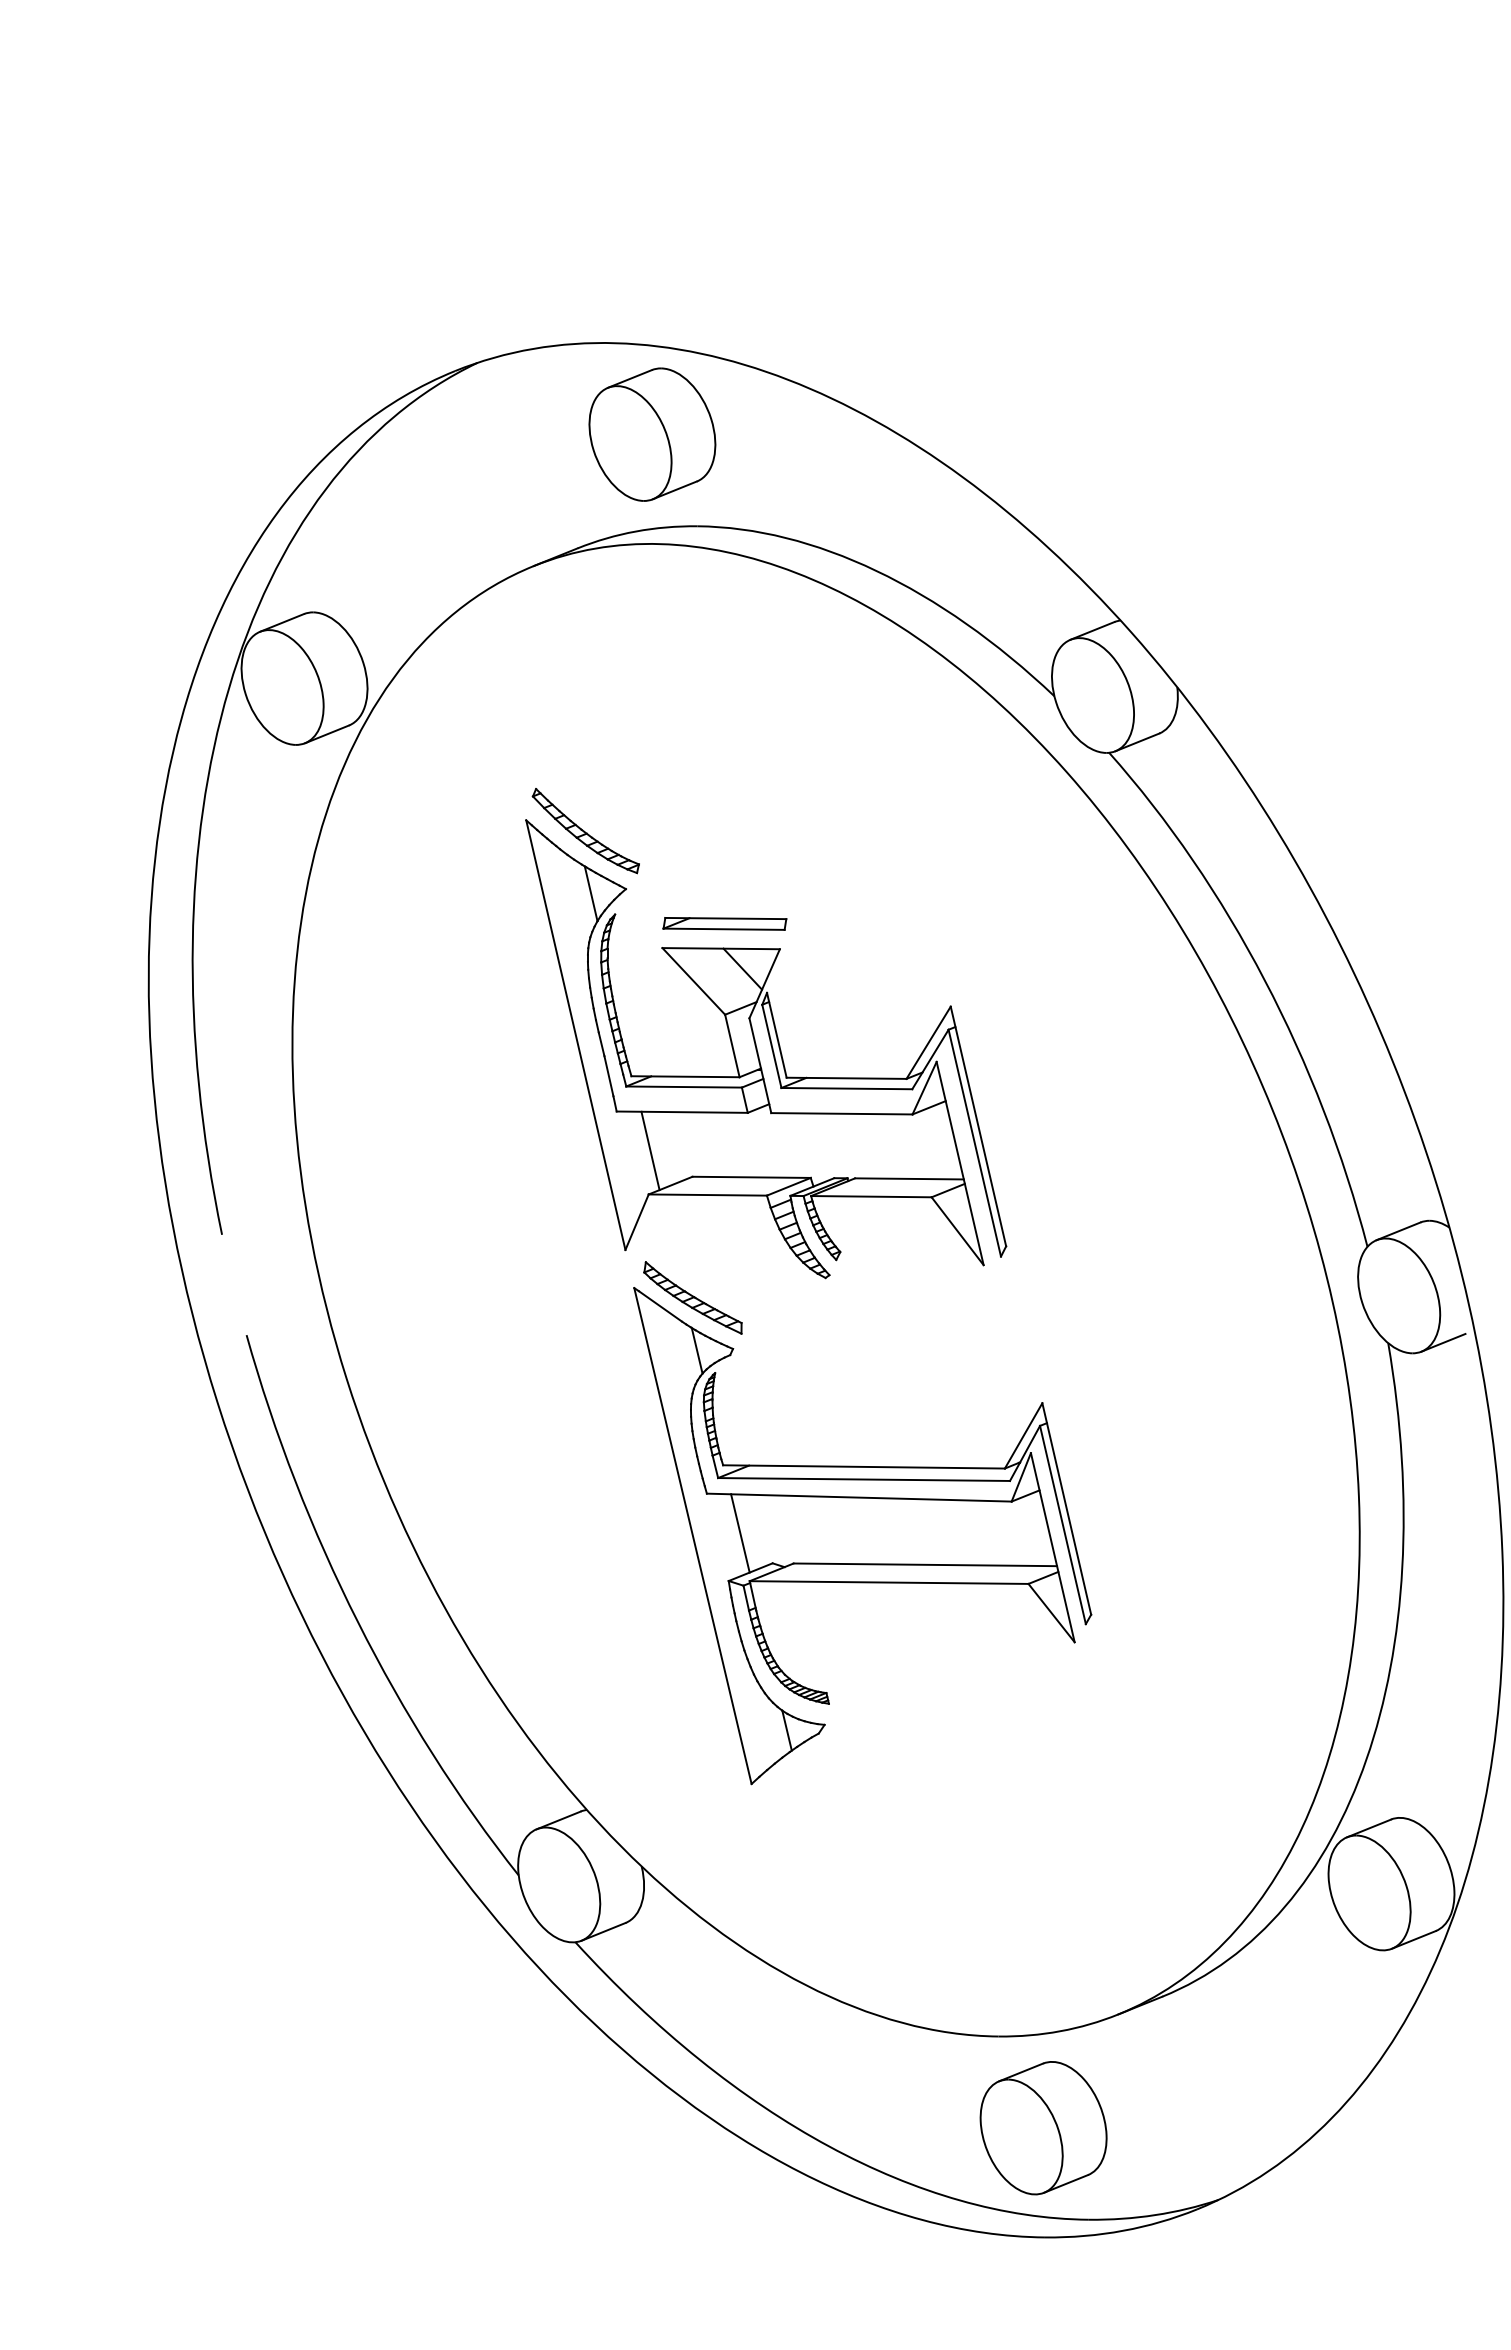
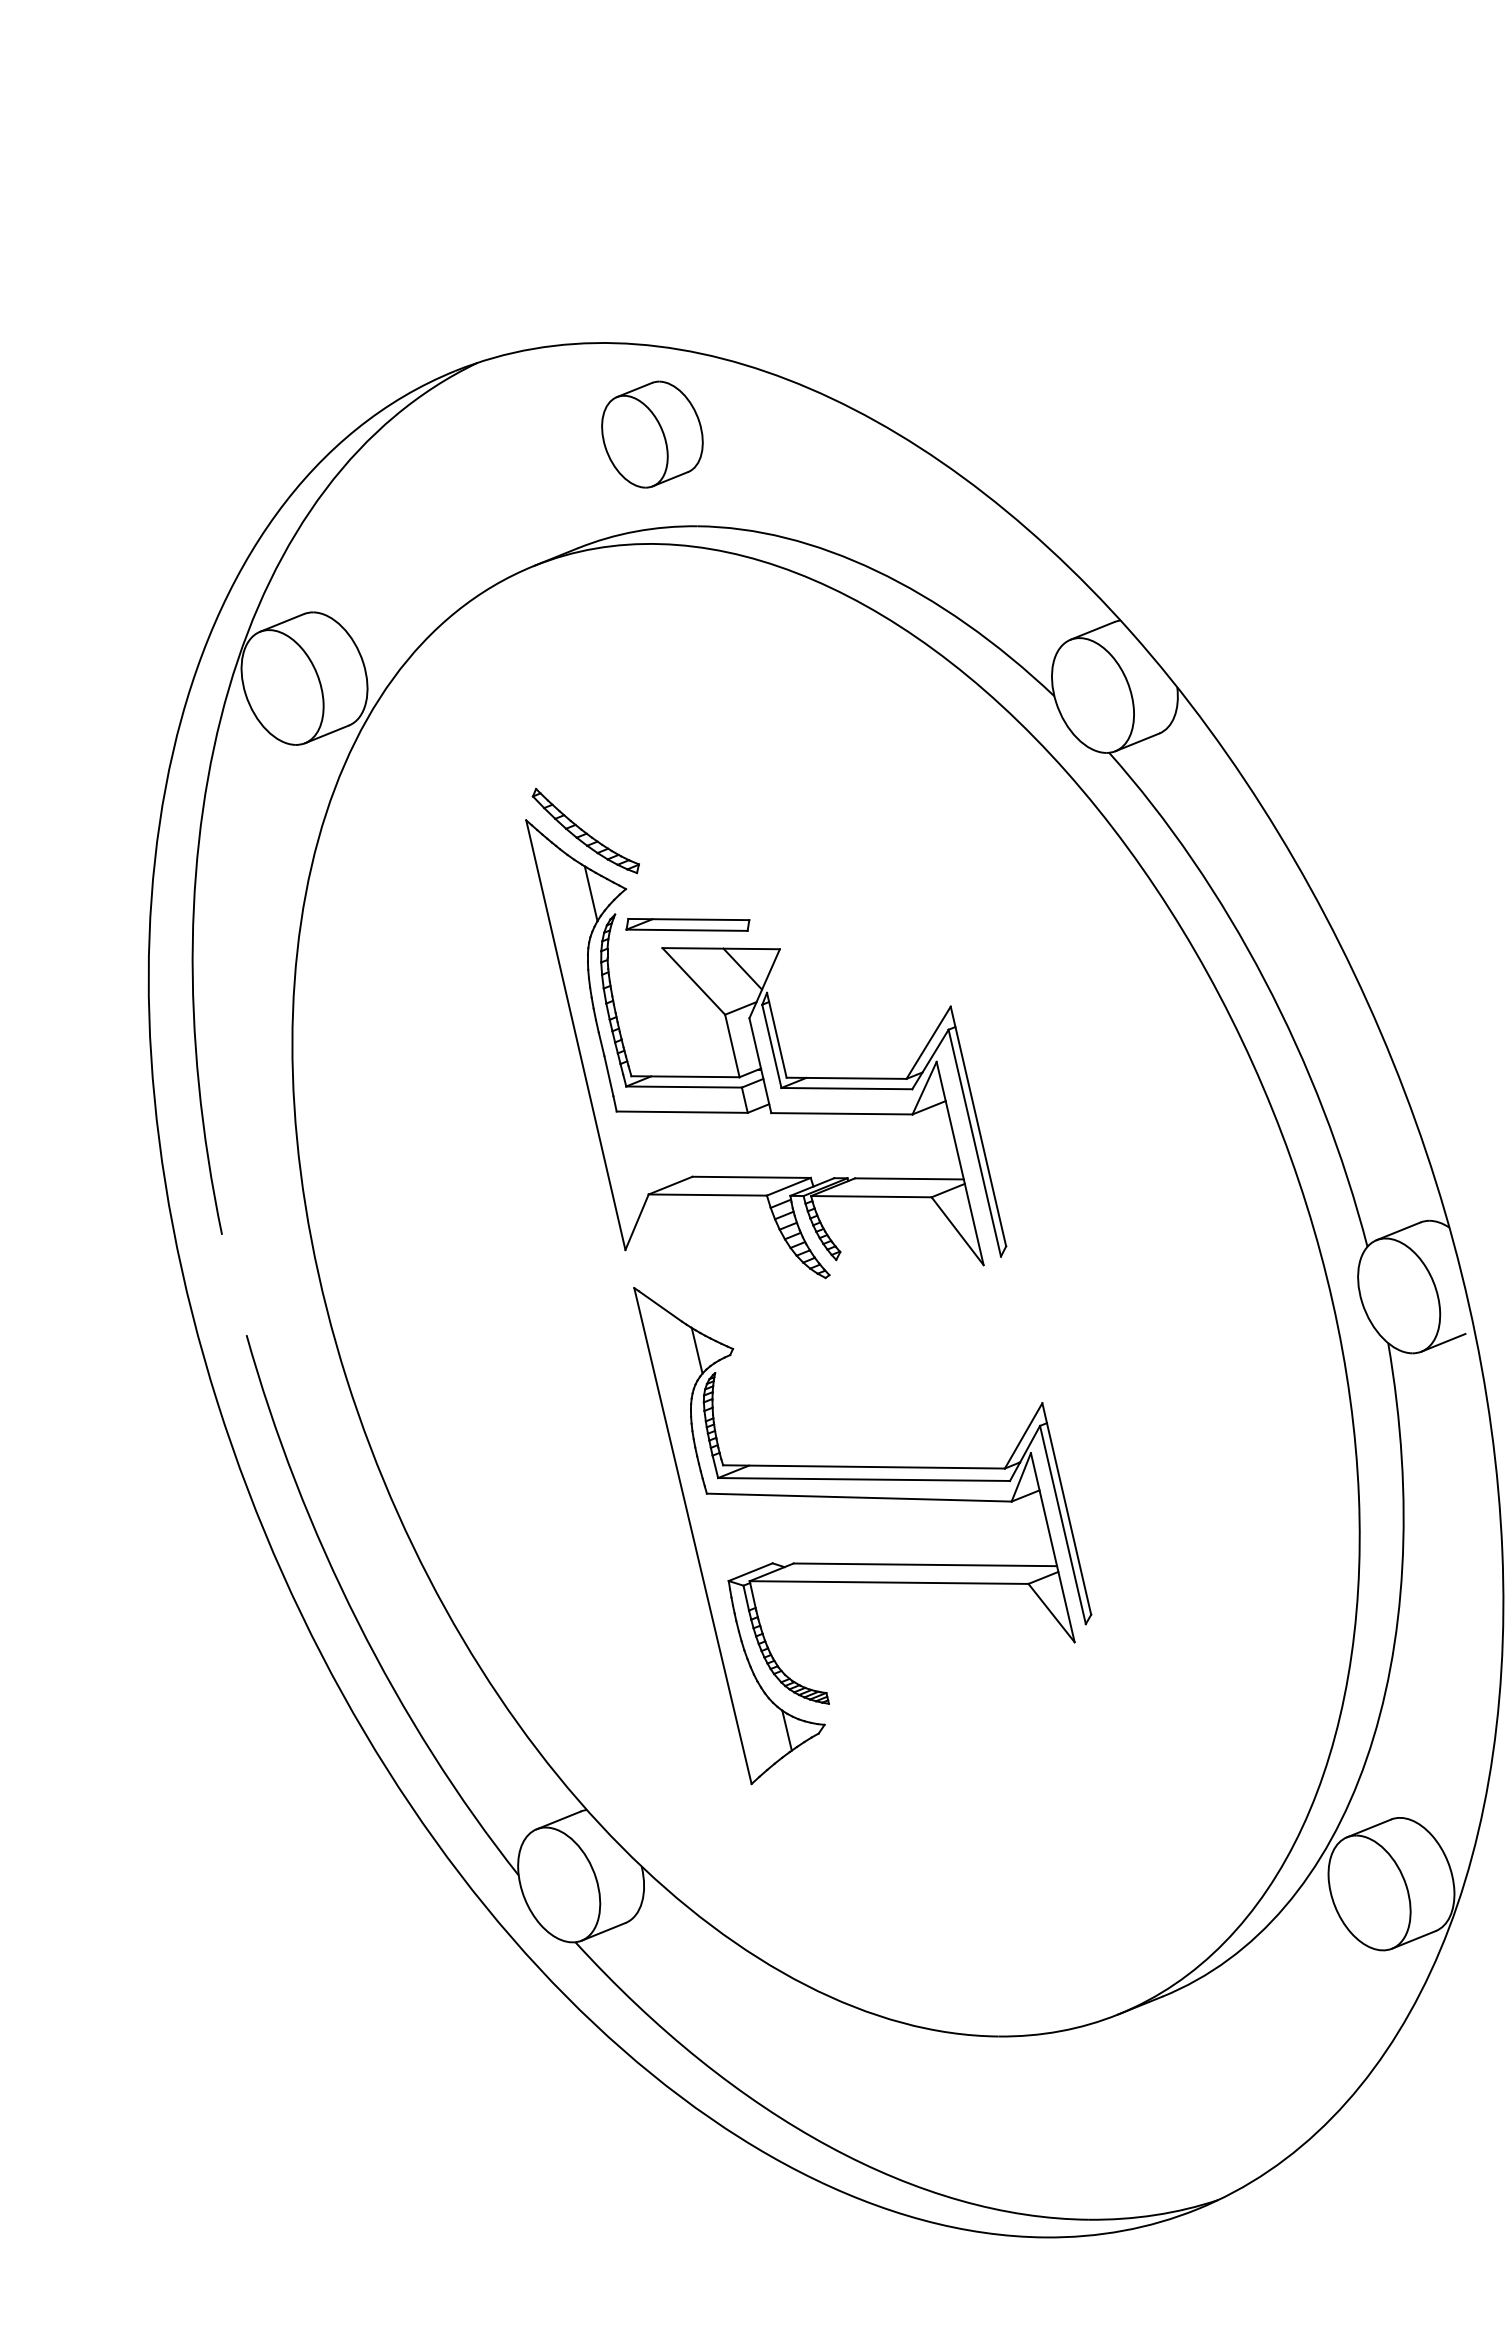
part size: 129x135 px -> 103x109 px (652, 434)
part position: (724, 923) -> (687, 924) (687, 924)
line: present -> none (650, 1150)
part: present -> none (692, 1297)
line: present -> none (740, 1533)
part: present -> none (1043, 2128)
